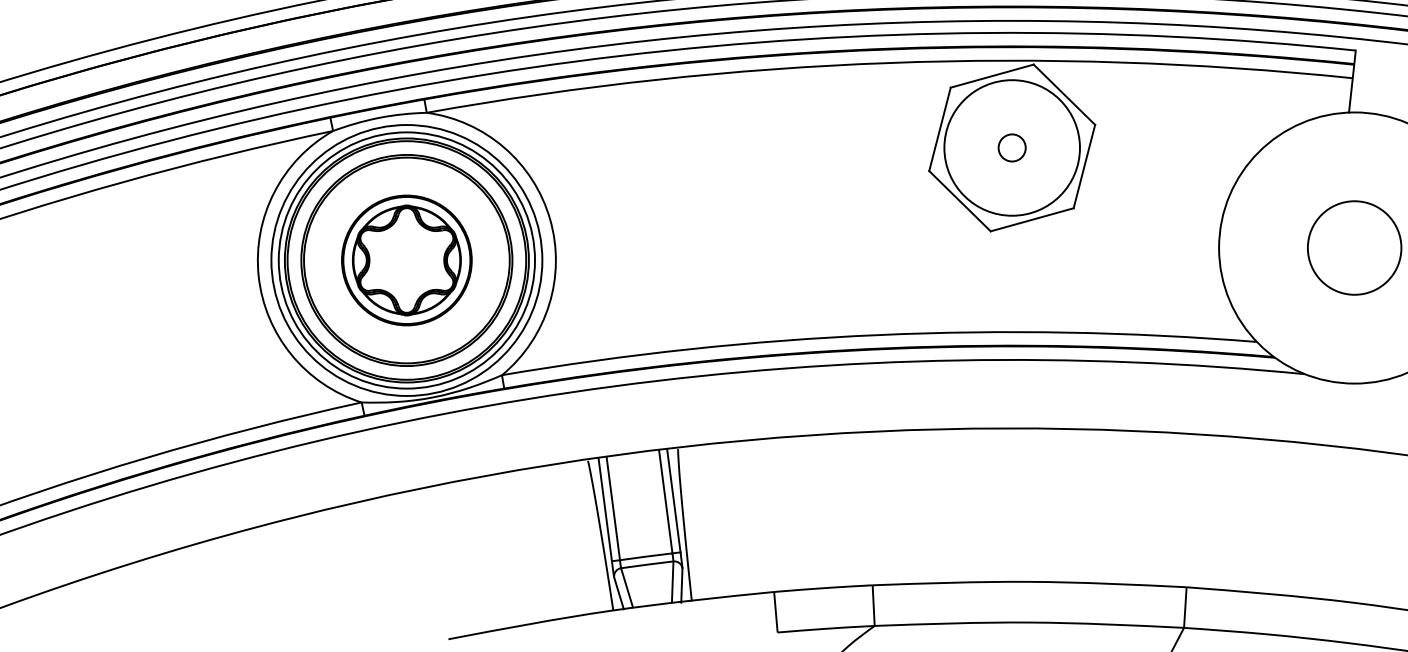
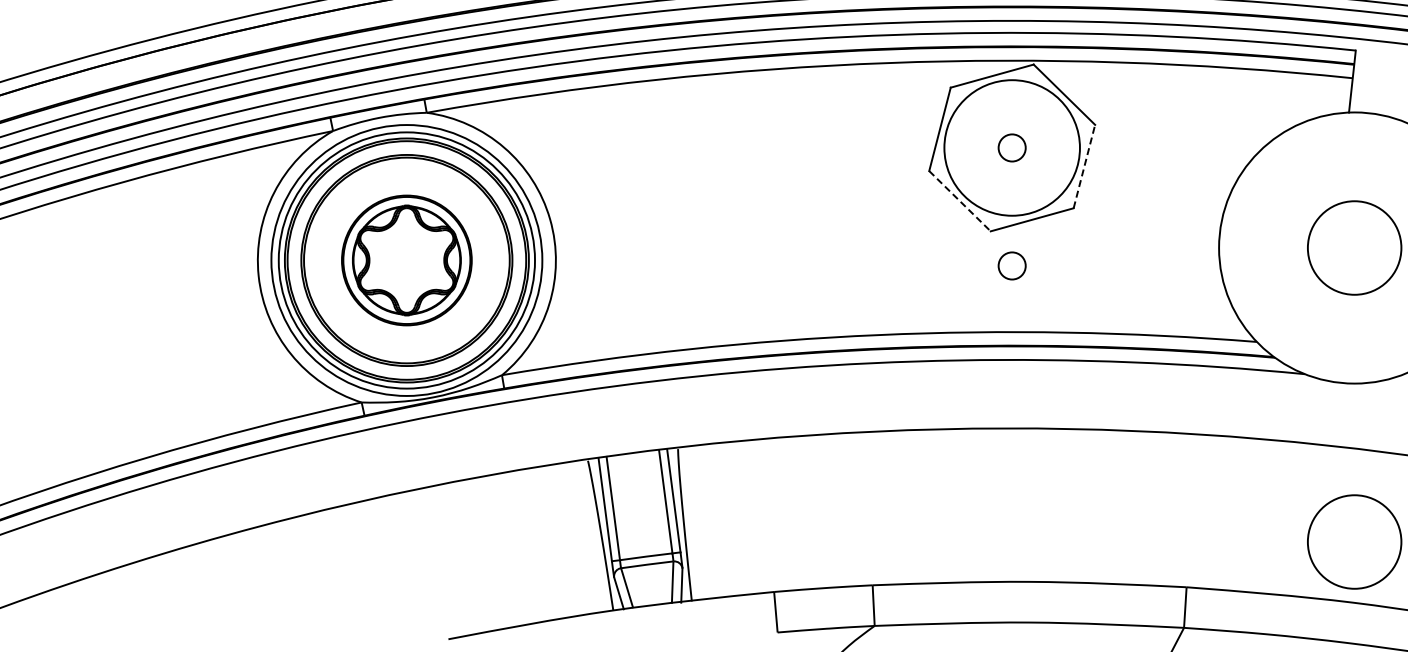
line: solid -> dashed (1084, 166)
line: solid -> dashed (960, 201)
circle: none -> present (1011, 265)
circle: none -> present (1354, 541)
